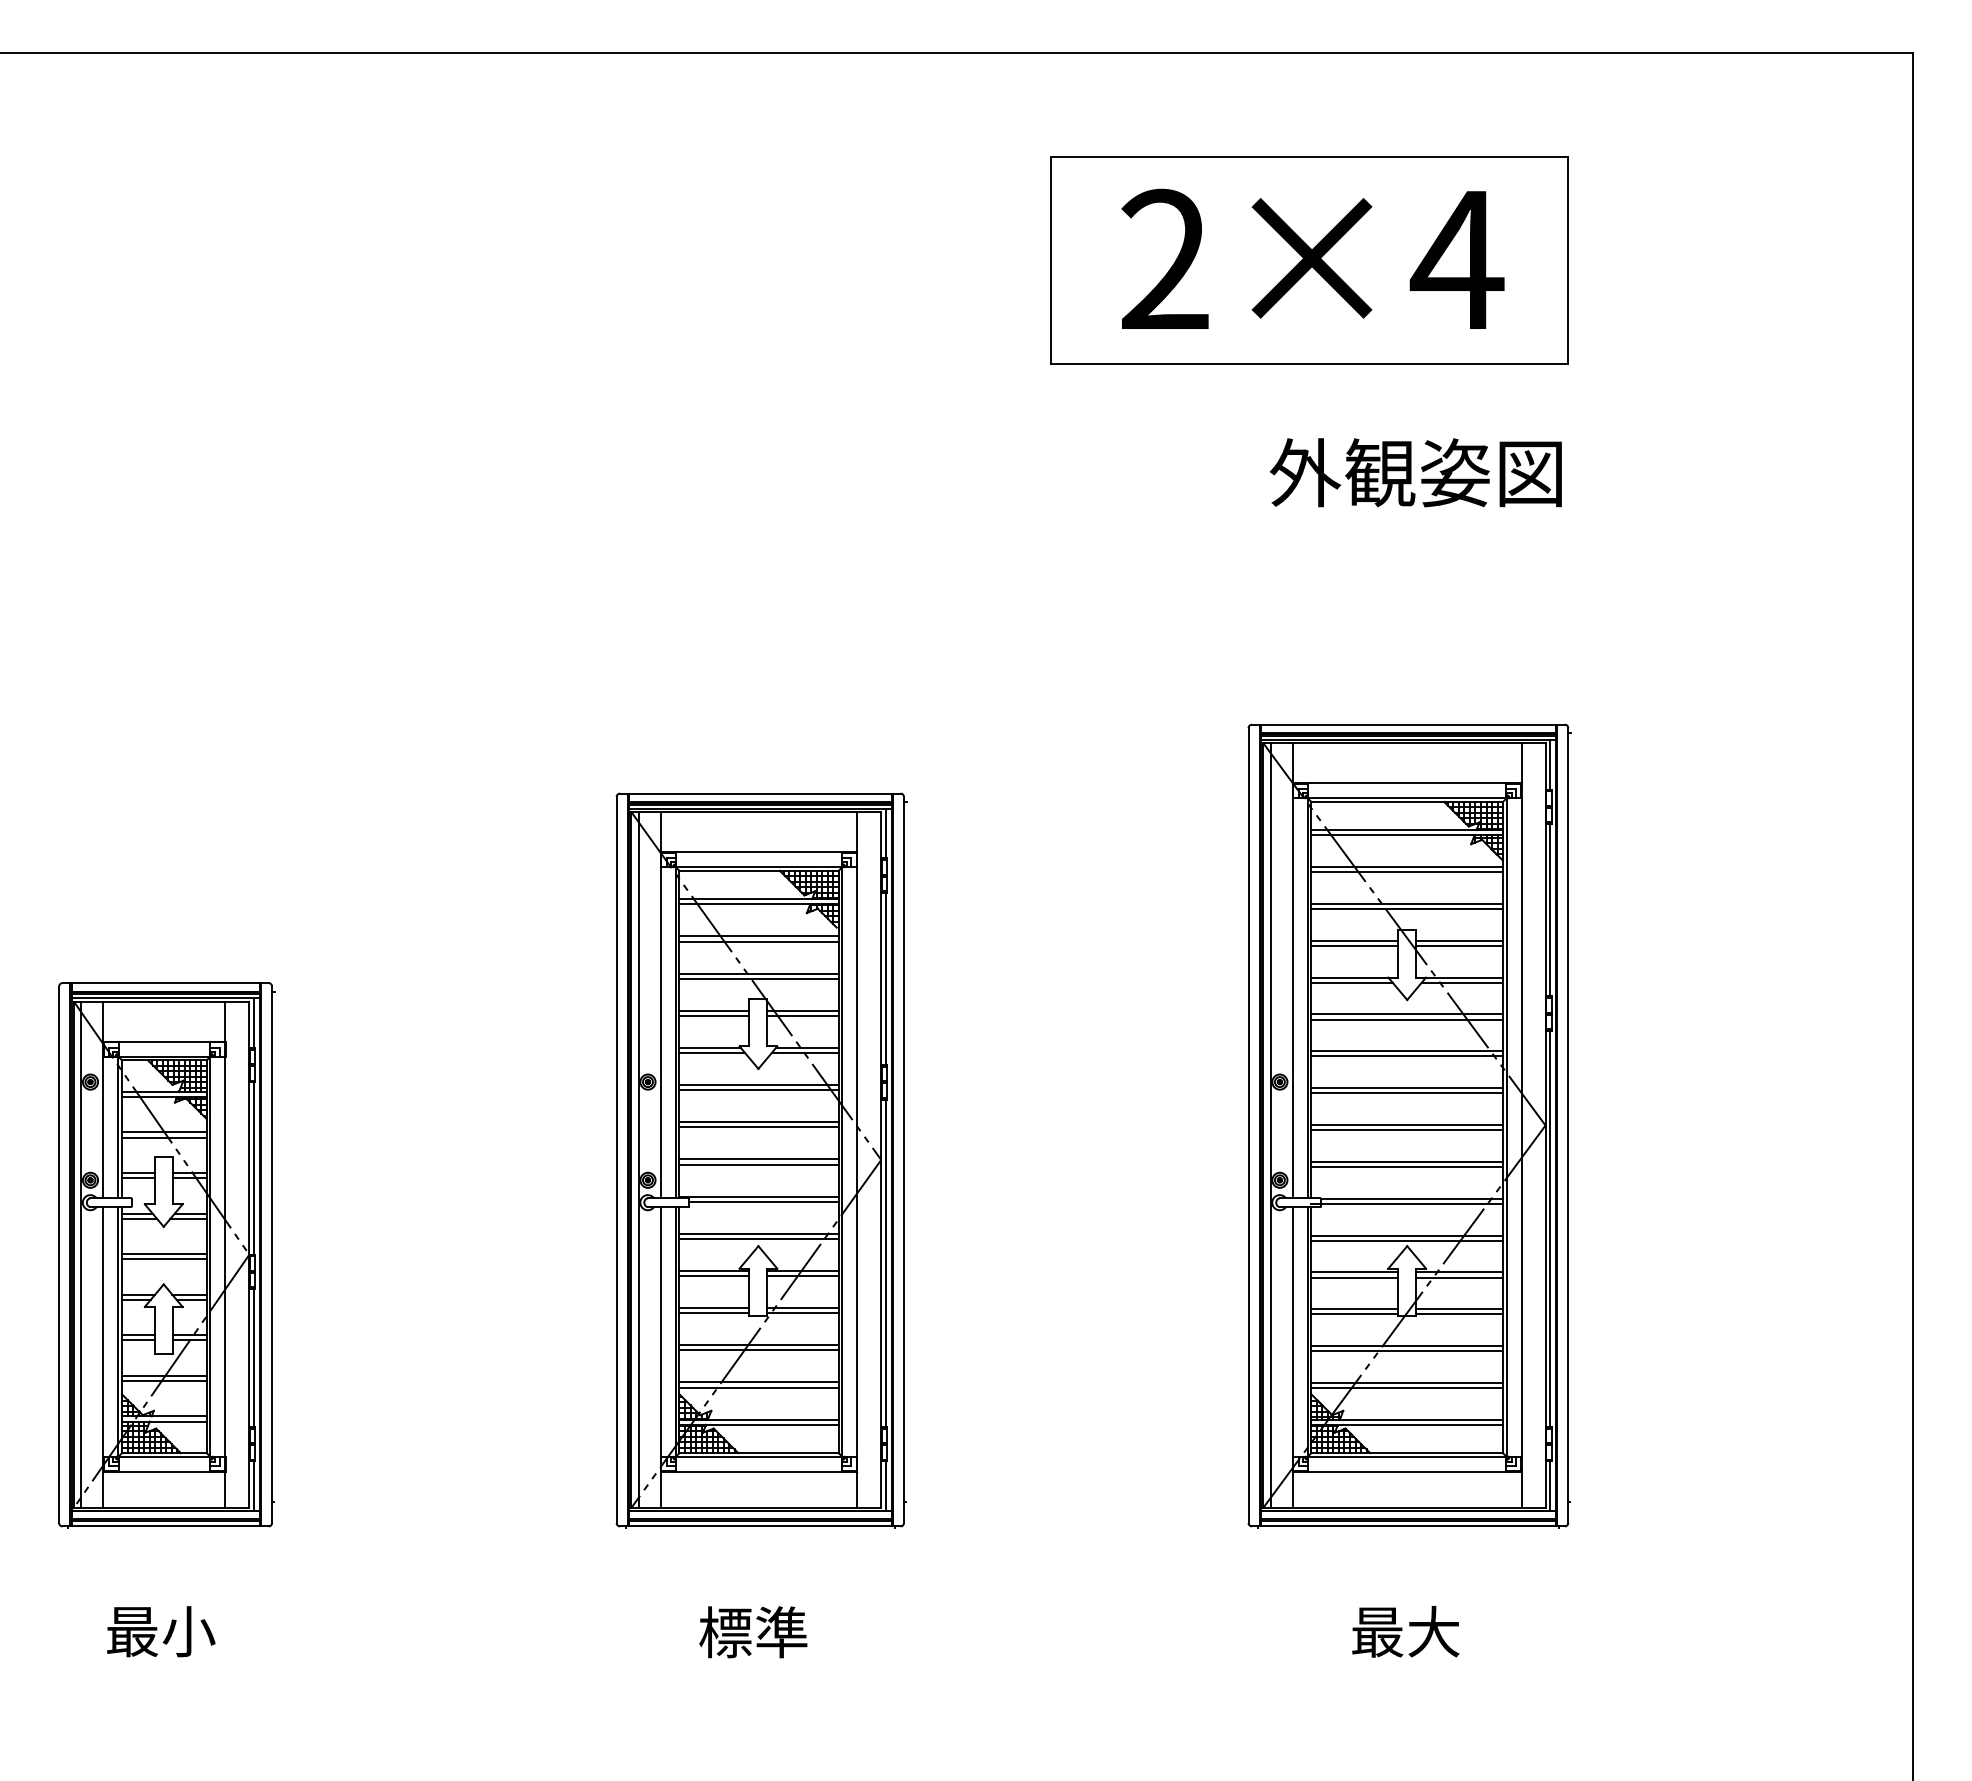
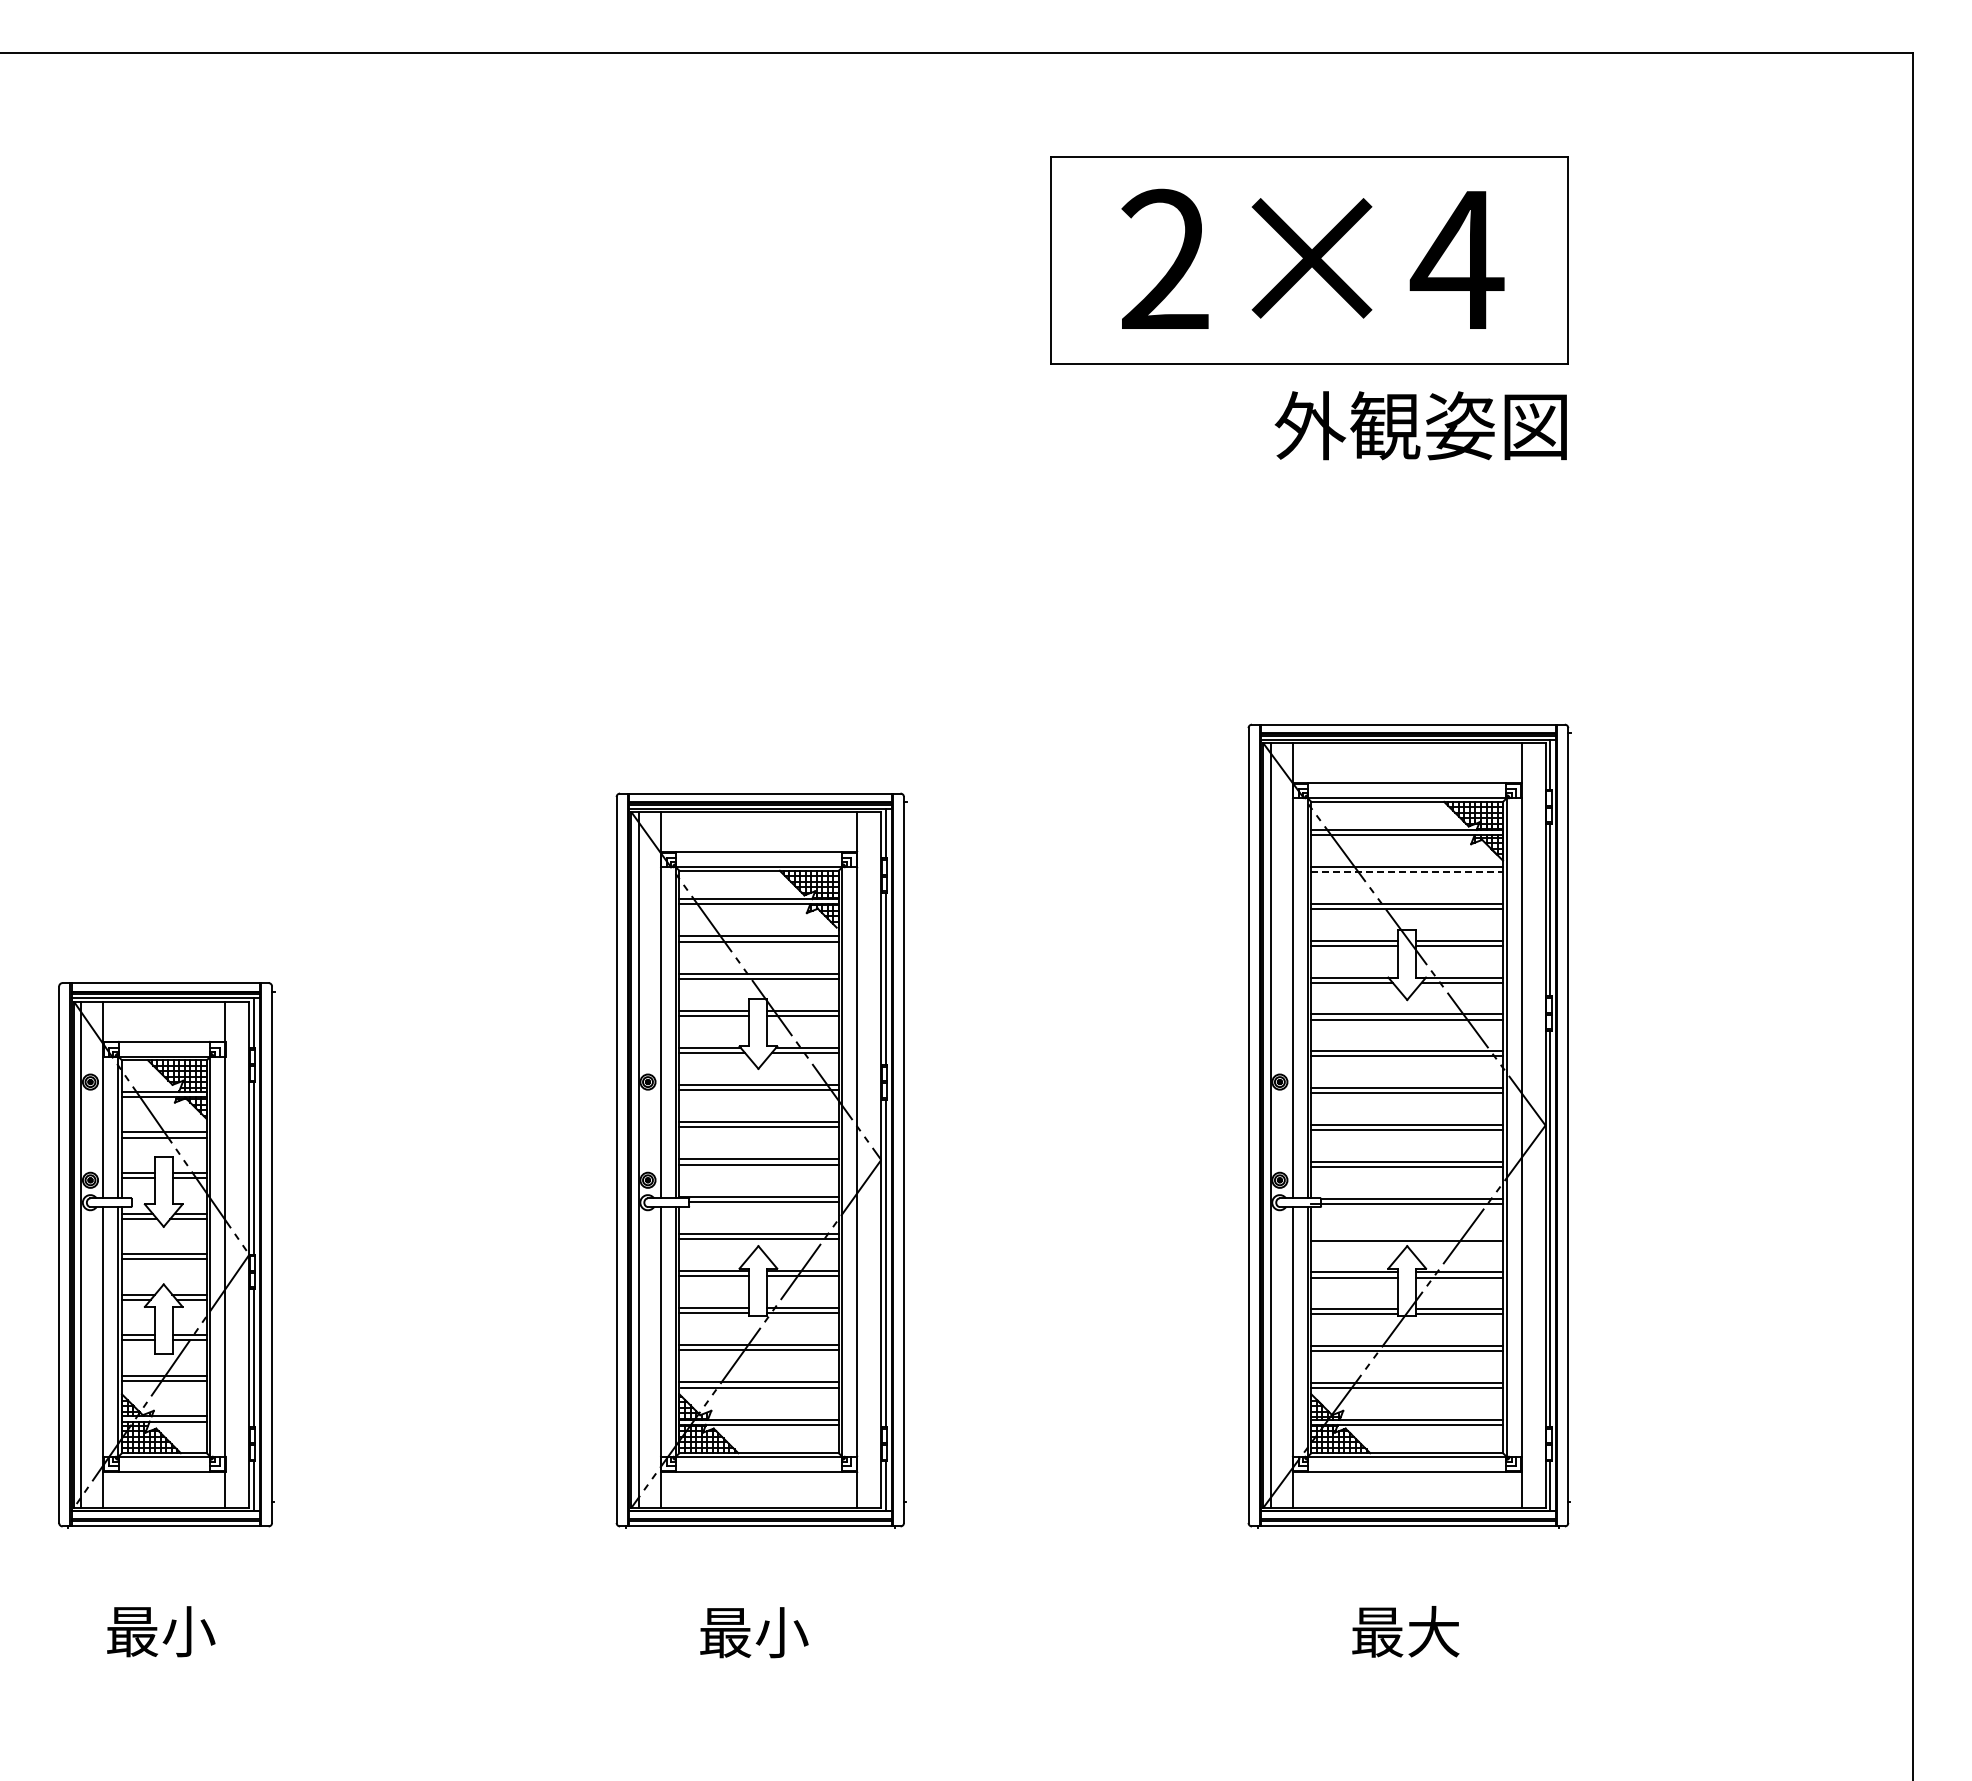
text position: (1415, 472) -> (1420, 425) (1420, 425)
line: solid -> dashed (1407, 872)
line: present -> none (1407, 1235)
text: 標準 -> 最小 (753, 1632)
